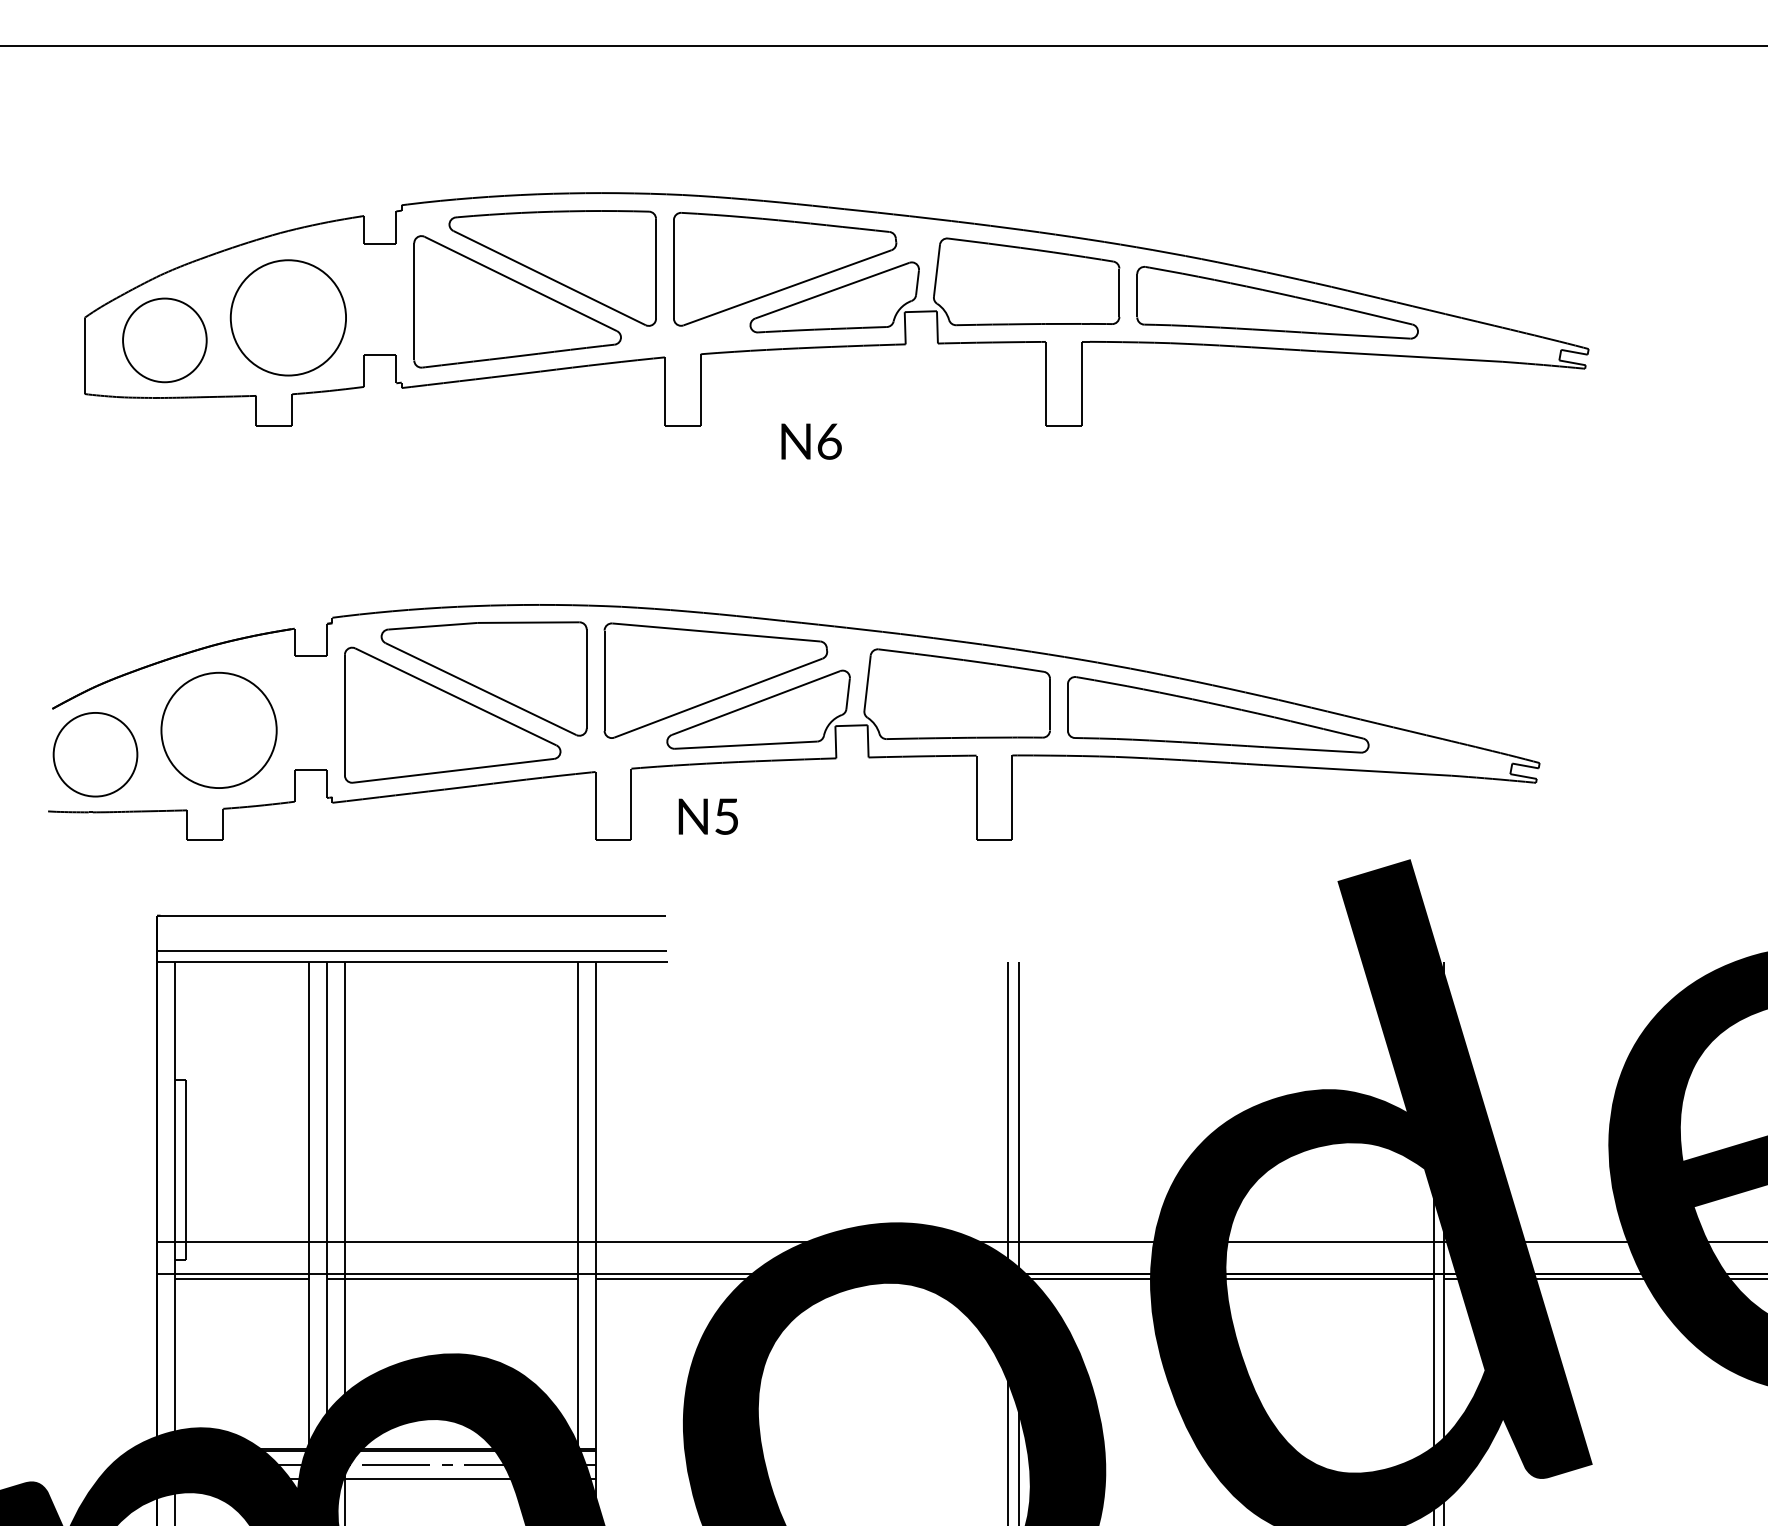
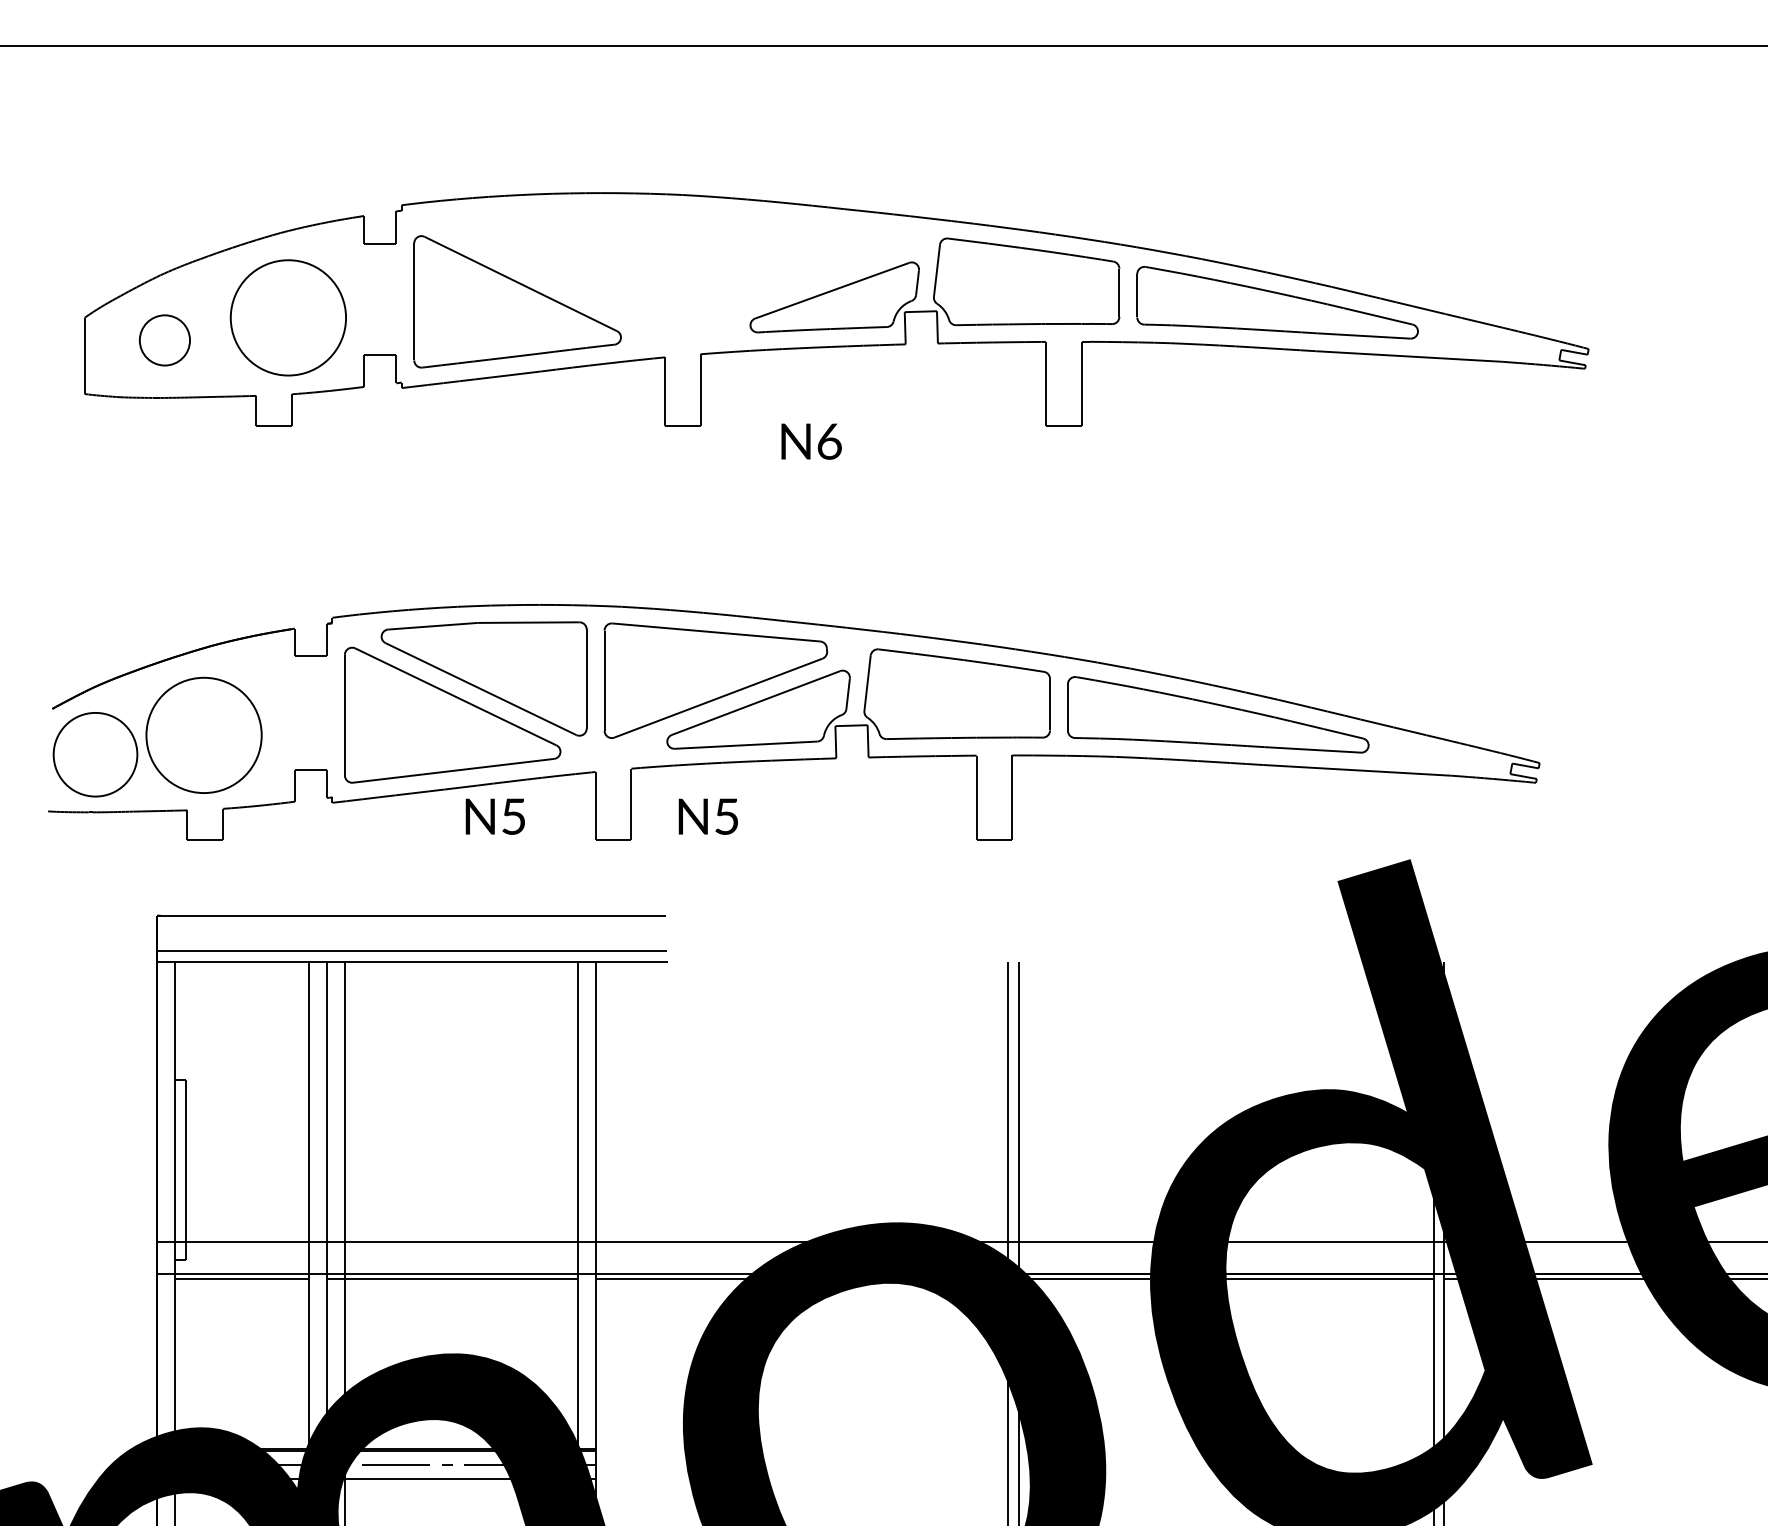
part: present -> none (552, 268)
part: present -> none (785, 269)
part size: 86x87 px -> 53x53 px (164, 340)
part position: (218, 729) -> (203, 734) (203, 734)
part: none -> present (494, 816)
